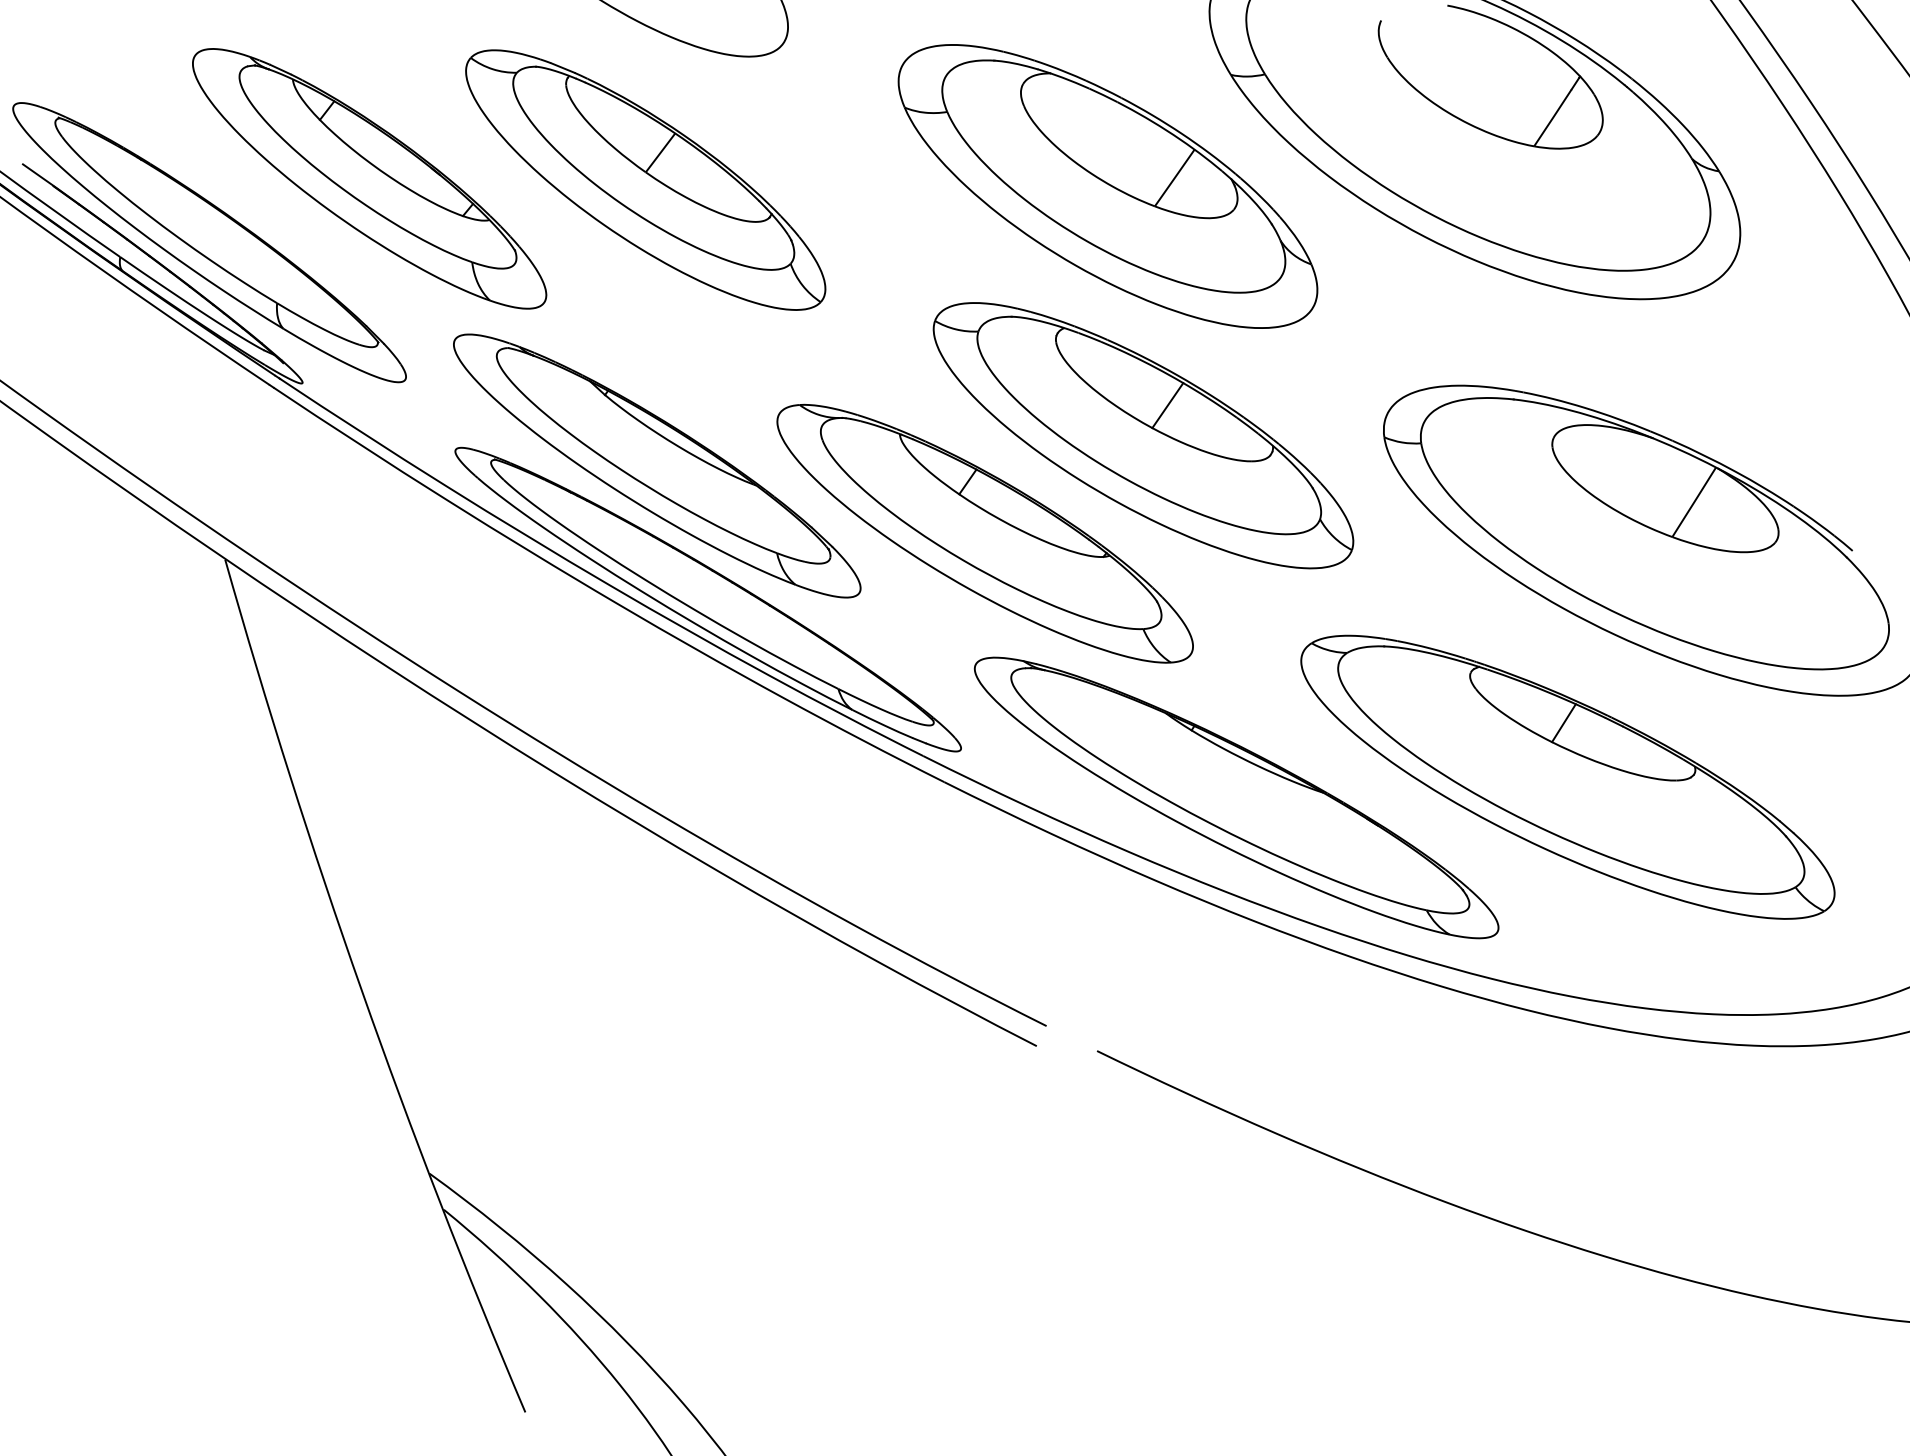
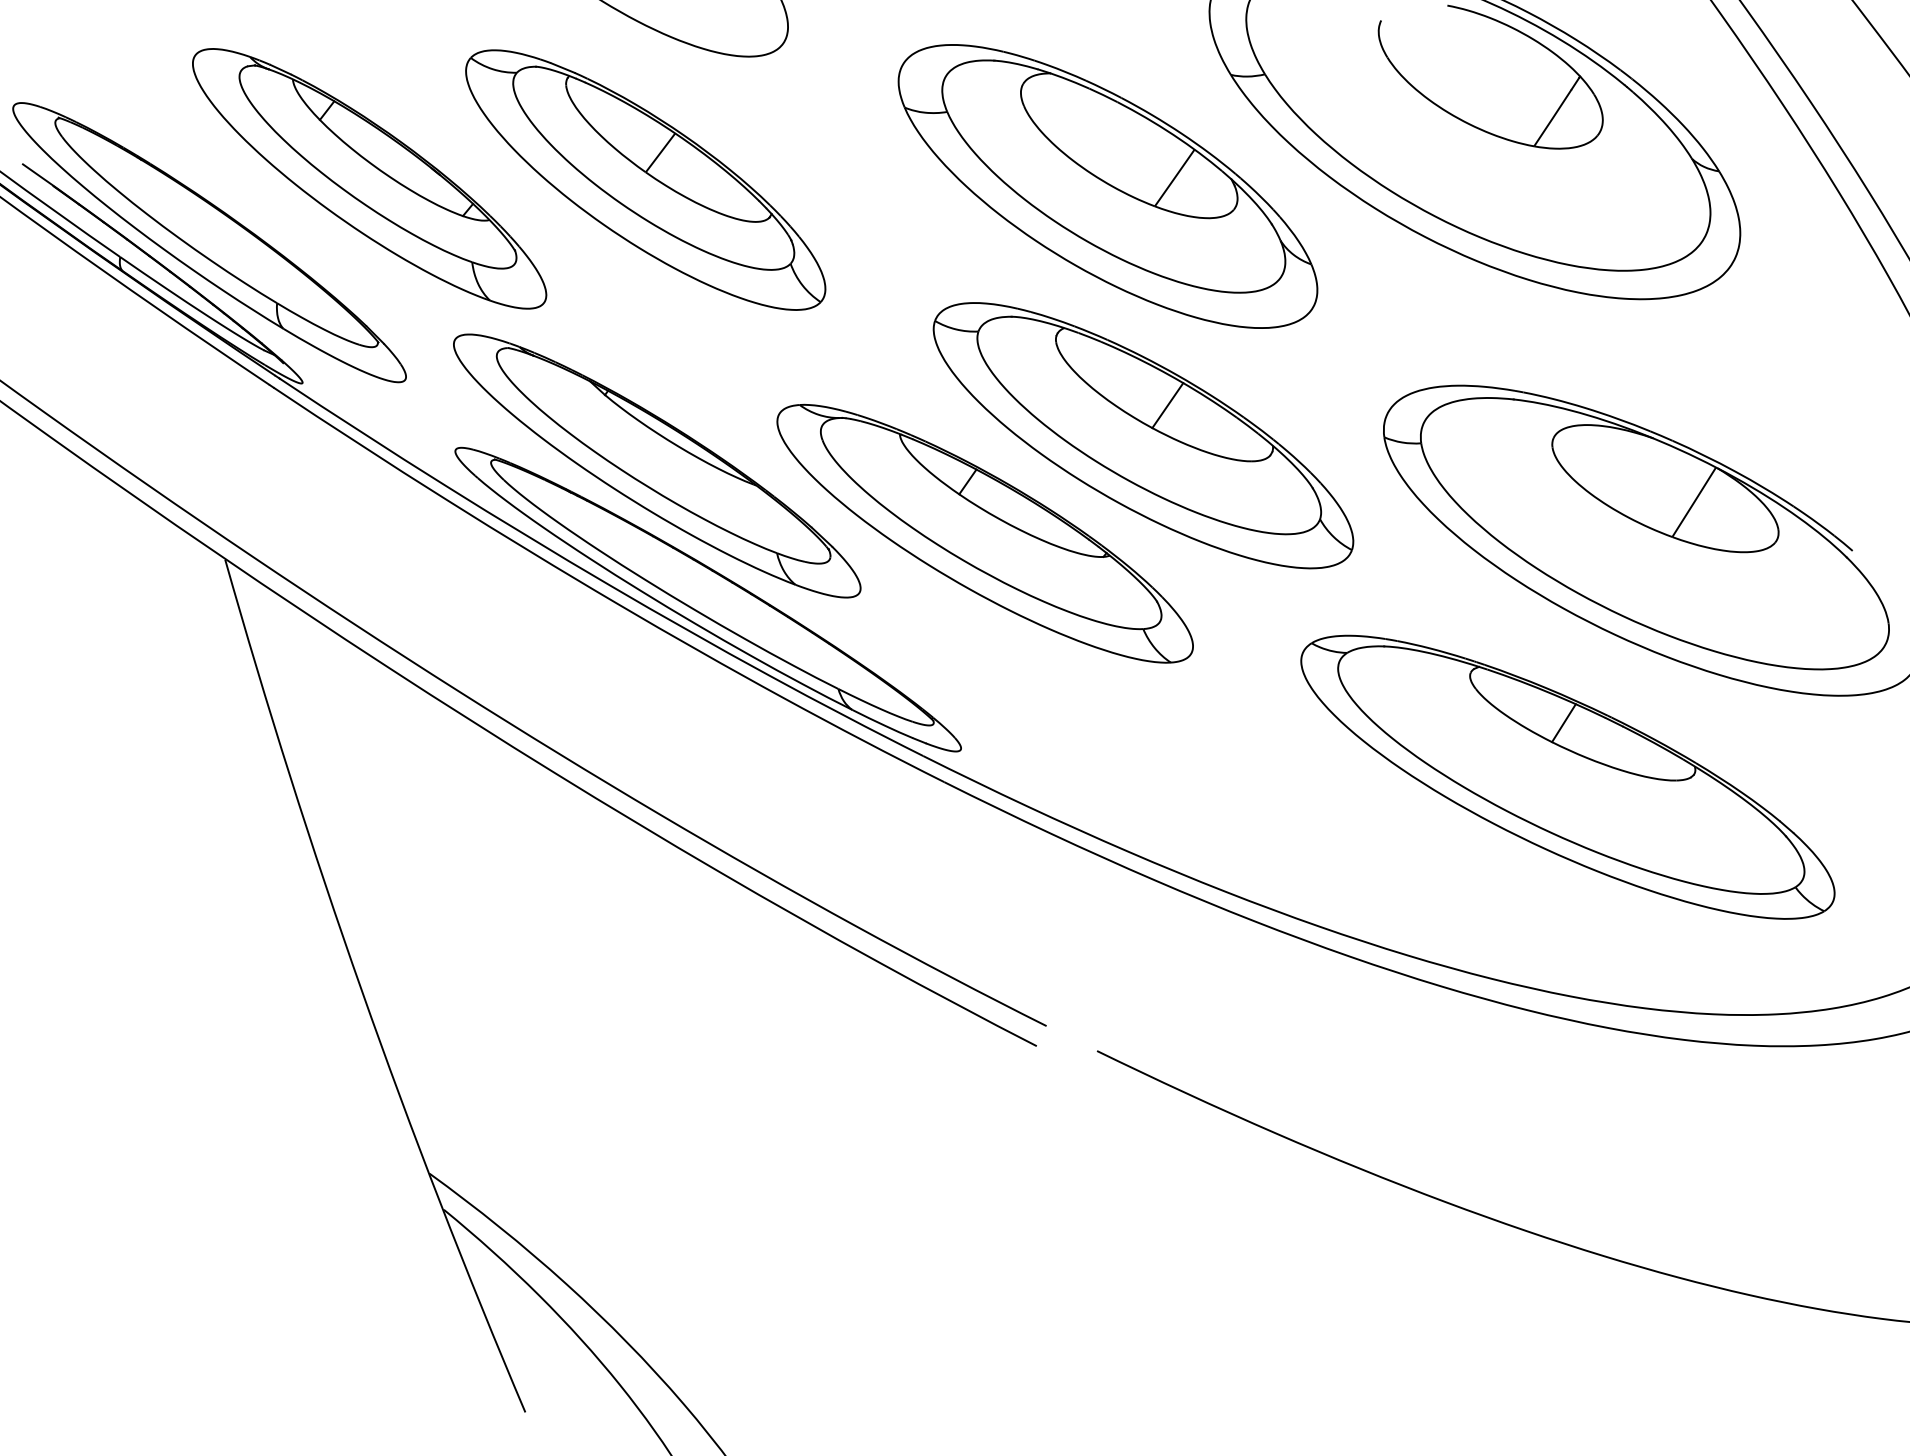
part: present -> none (1236, 797)
